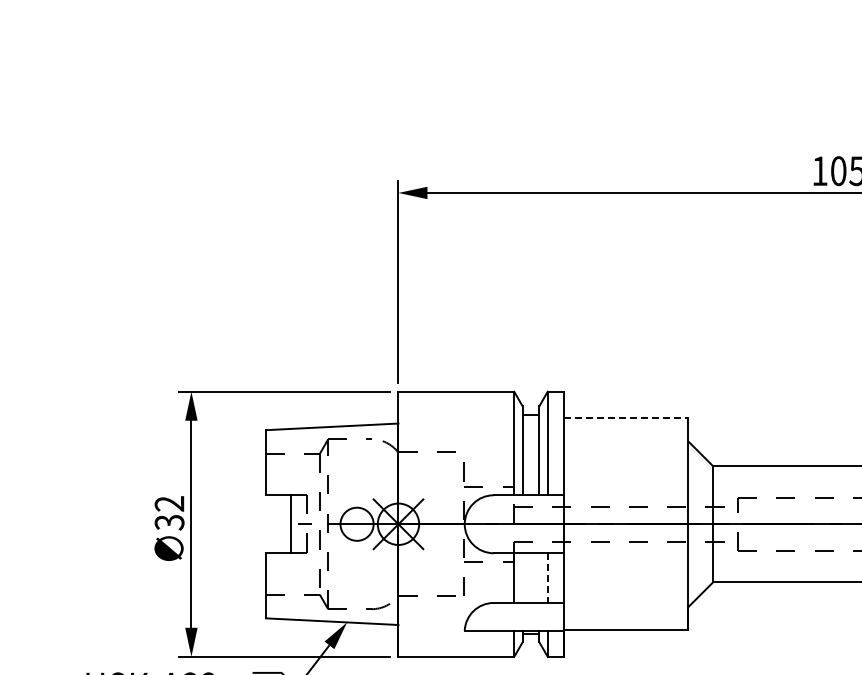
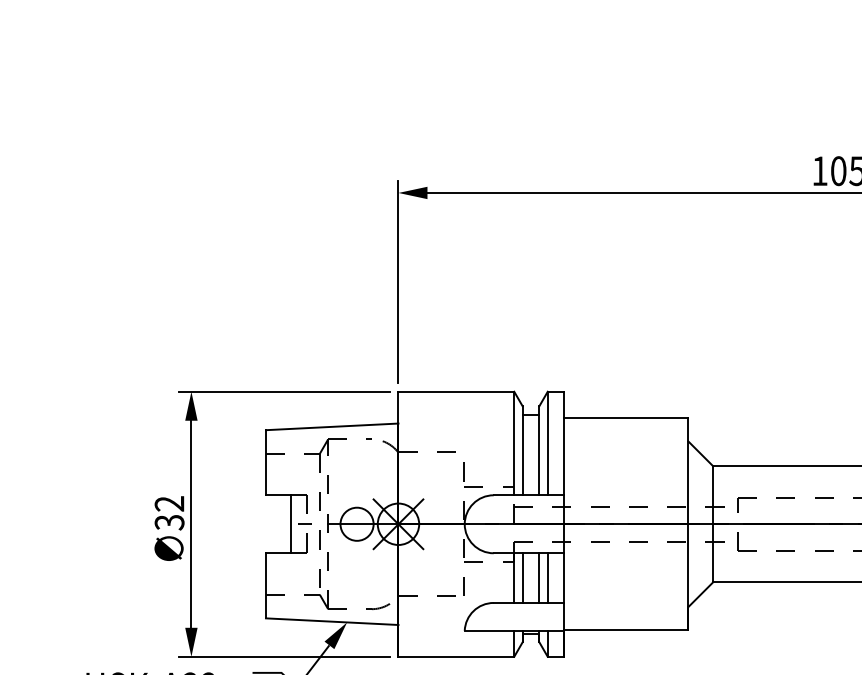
line: dashed -> solid (626, 418)
line: none -> present (522, 577)
line: none -> present (539, 577)
line: dashed -> solid (547, 578)
